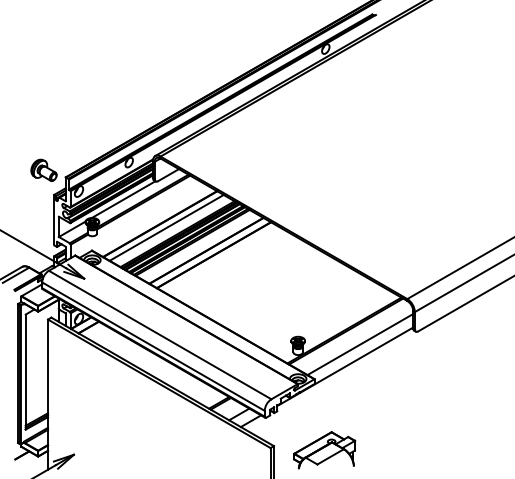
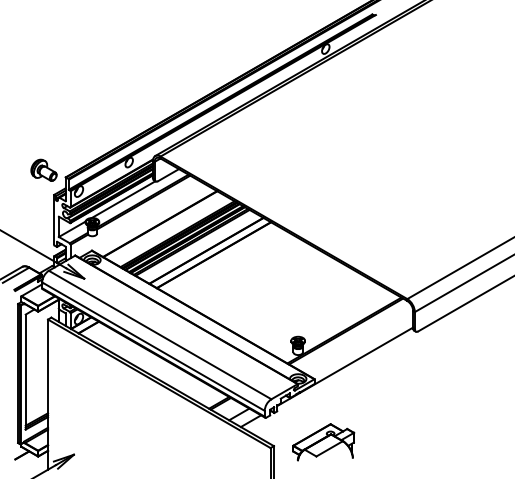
line: present -> none (166, 227)
line: present -> none (360, 344)
part position: (324, 450) -> (323, 442) (323, 442)
